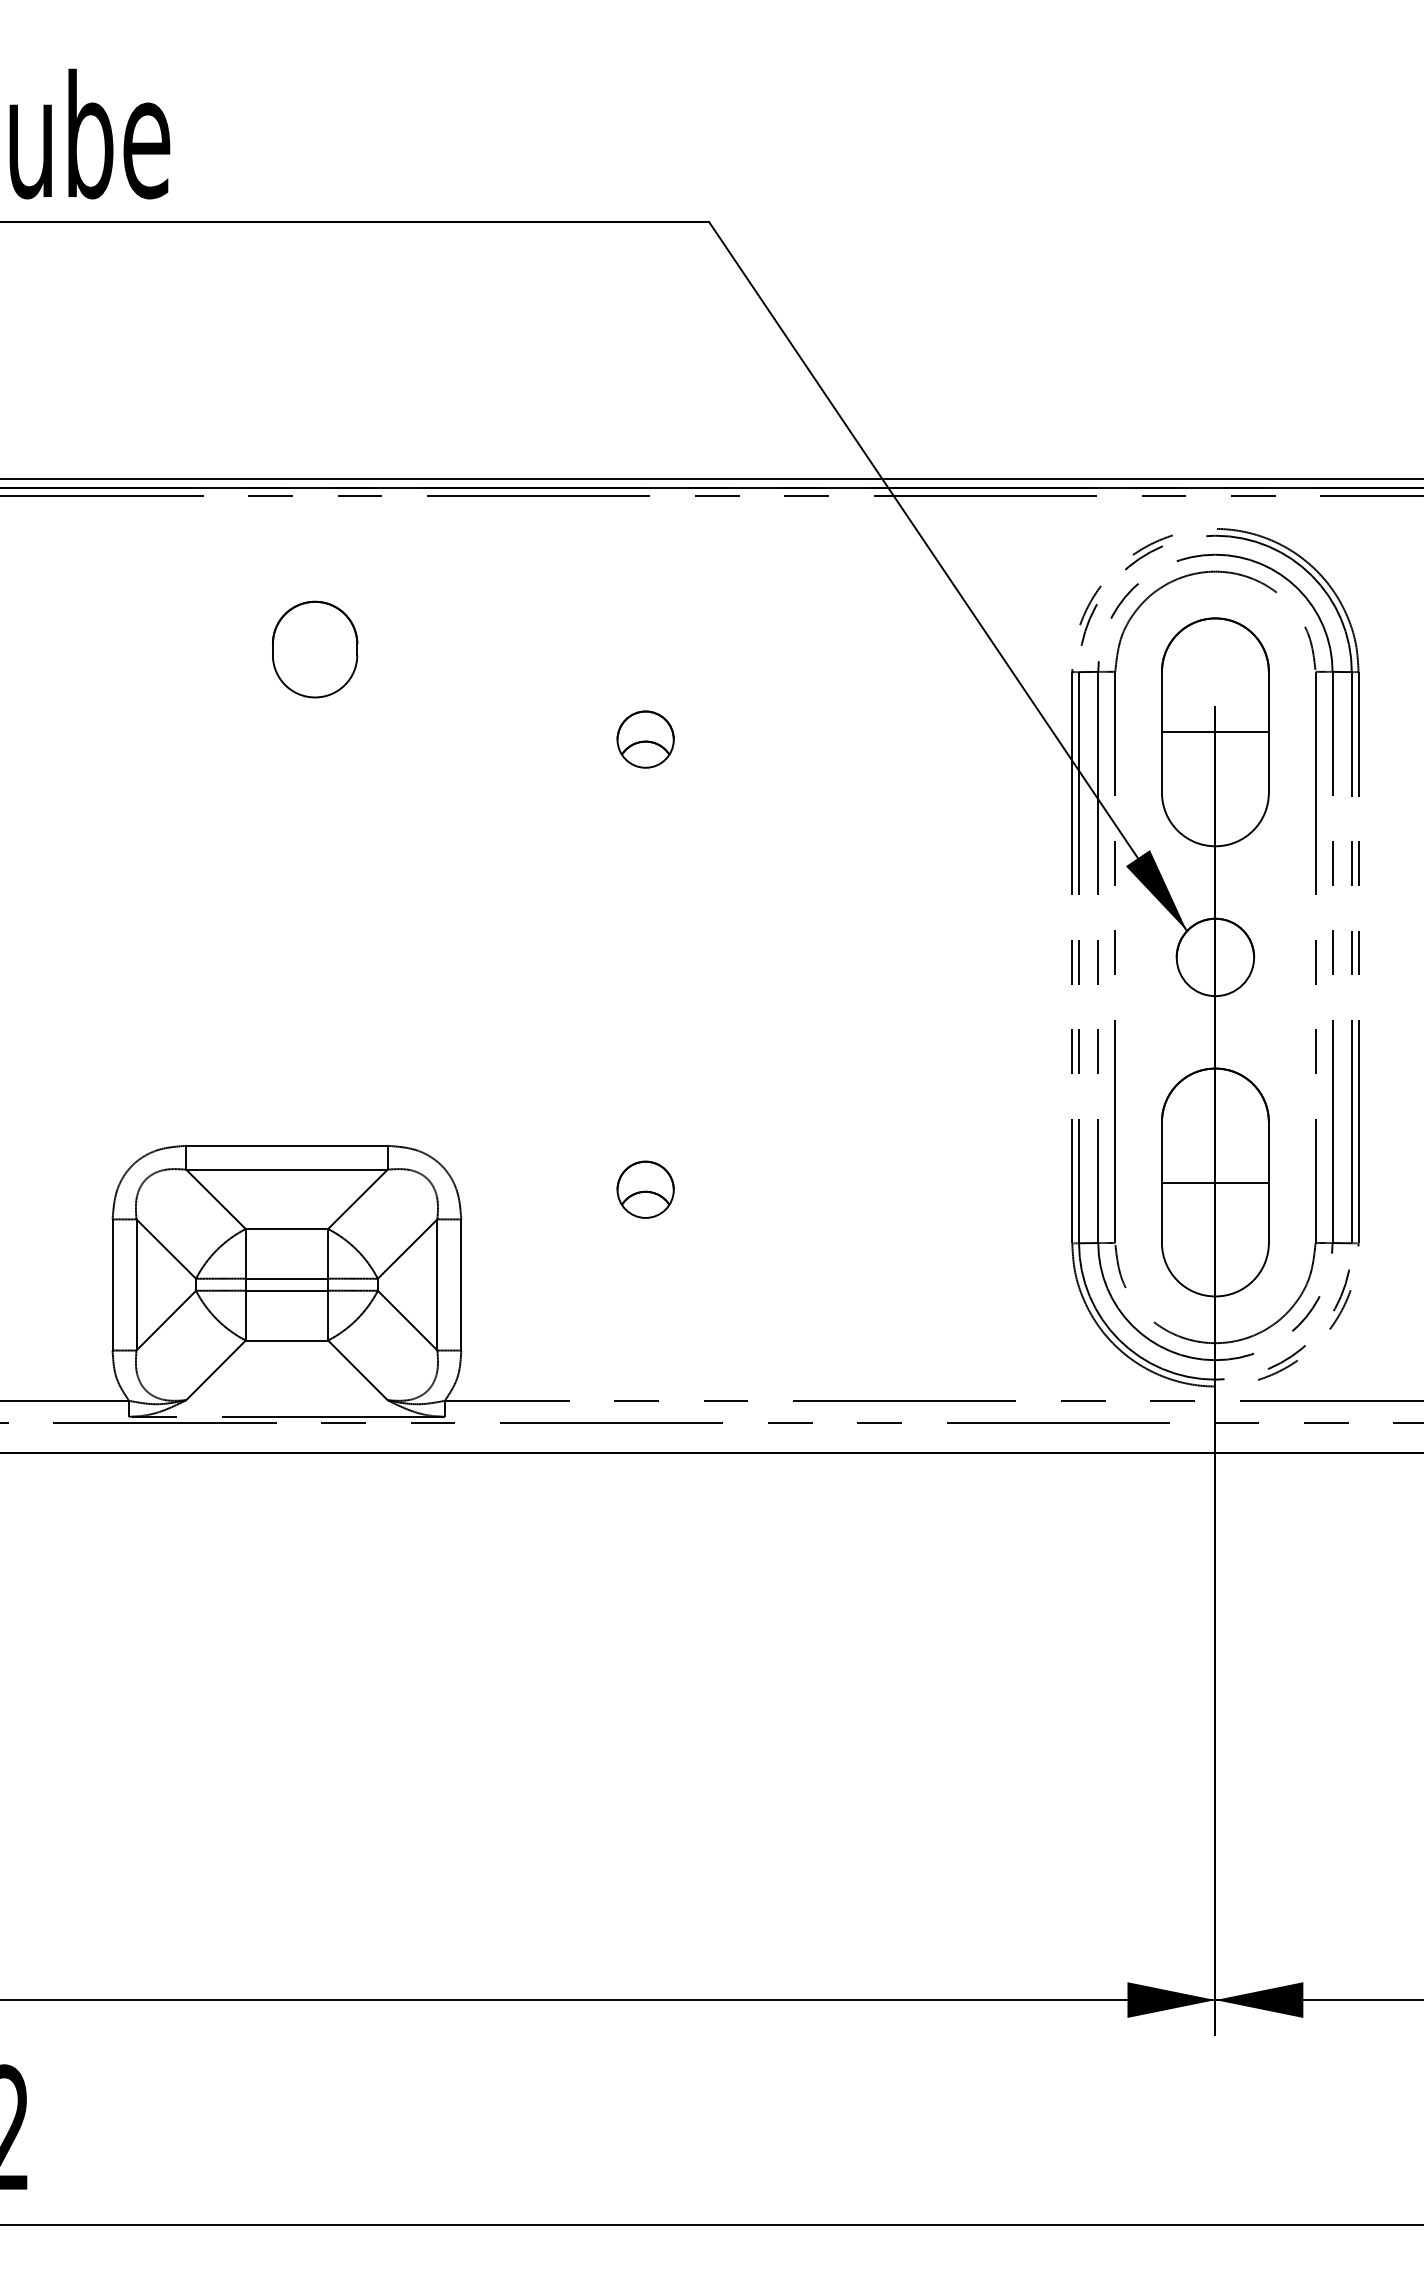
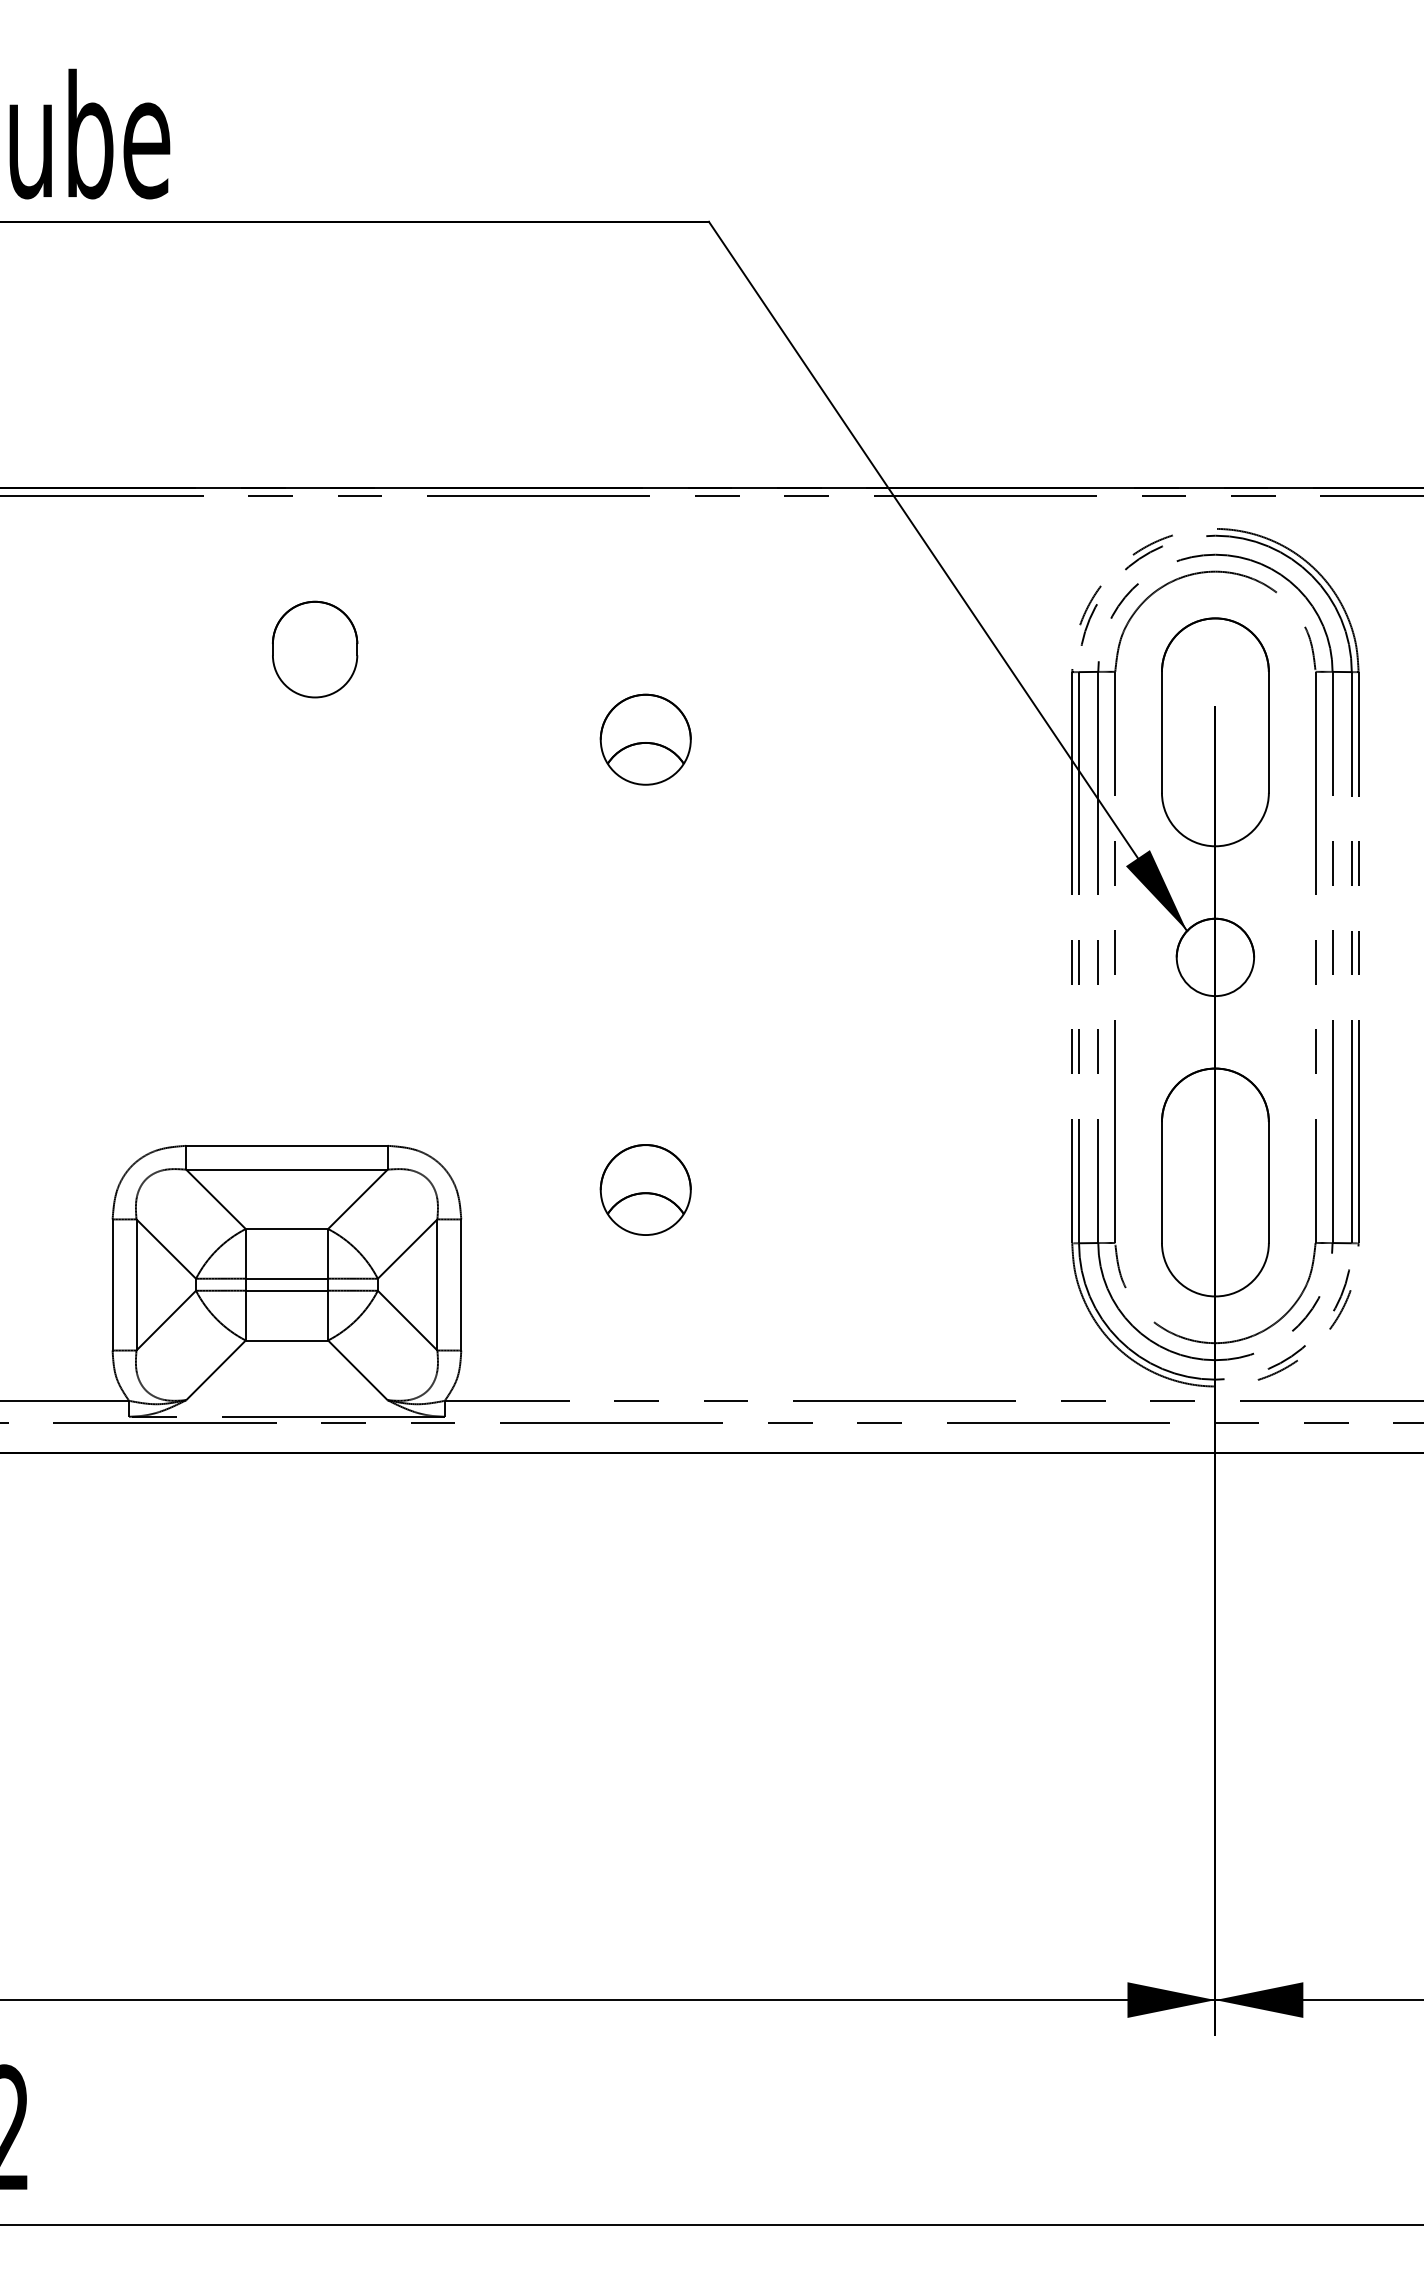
line: present -> none (711, 479)
line: present -> none (1214, 732)
part size: 59x59 px -> 93x93 px (645, 739)
line: present -> none (1214, 1182)
part size: 59x59 px -> 93x92 px (645, 1189)
